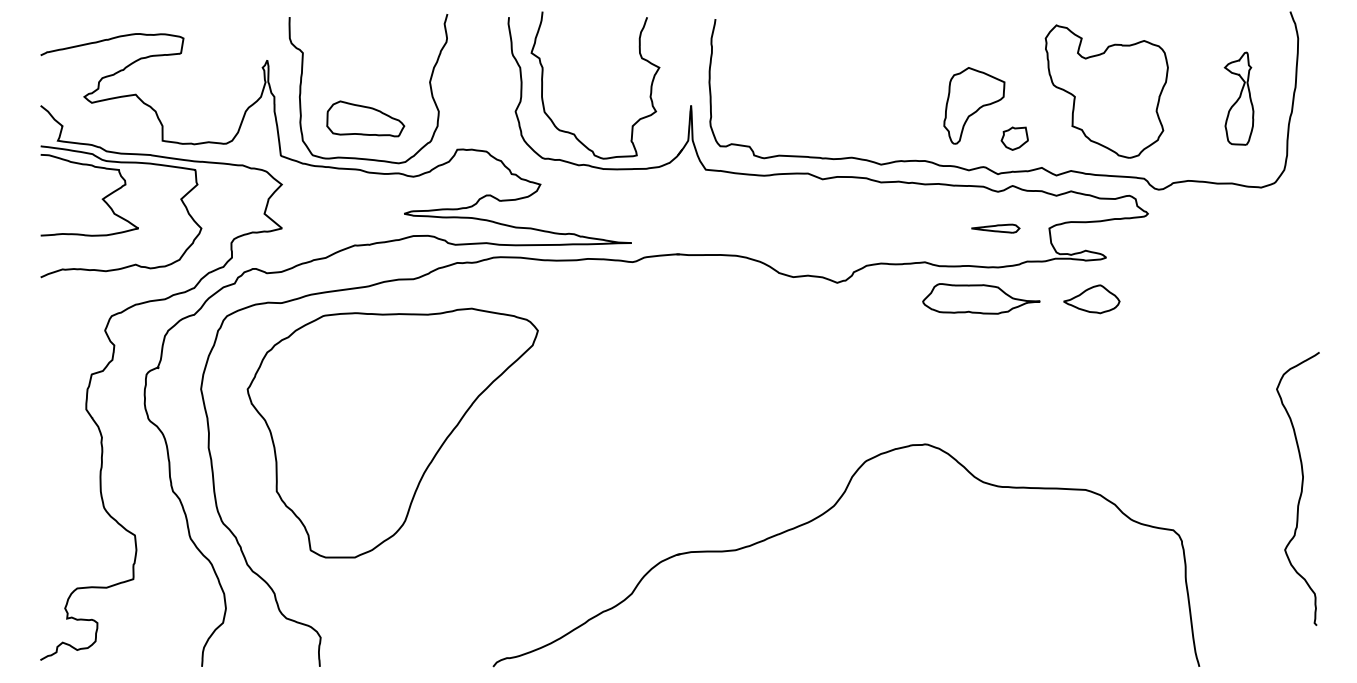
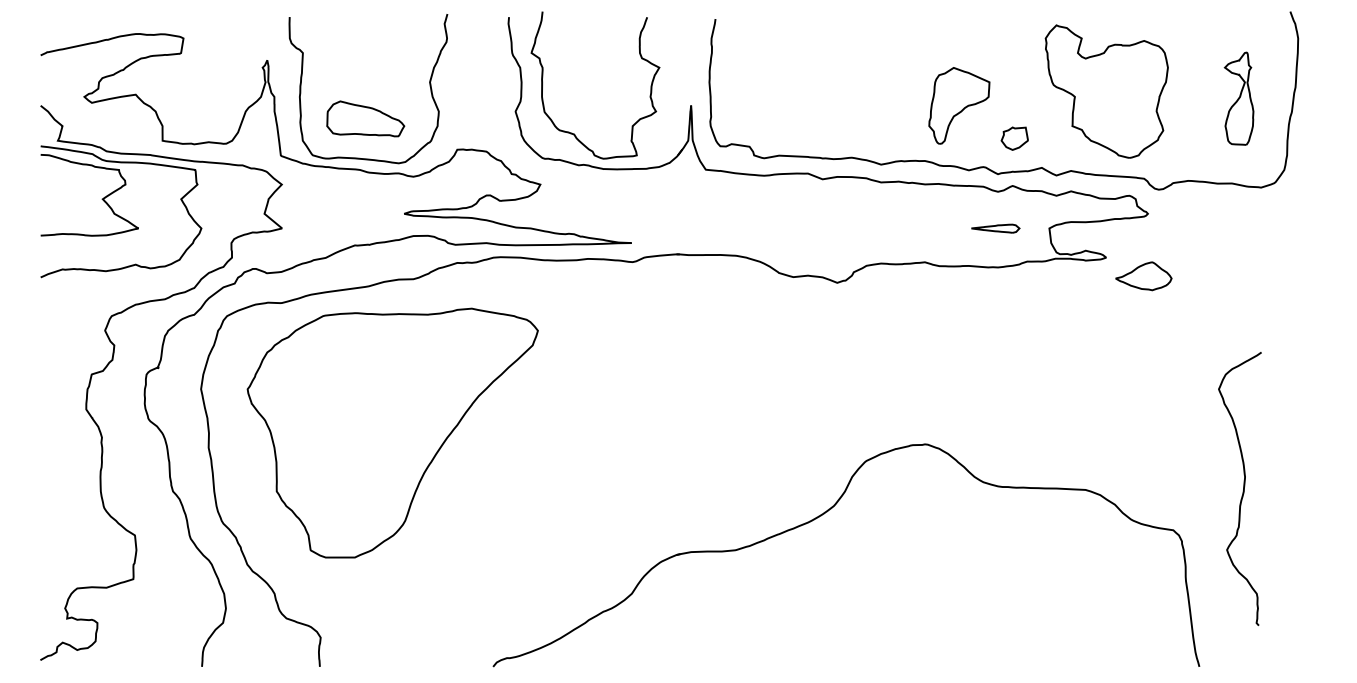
part position: (974, 105) -> (959, 105) (959, 105)
part: present -> none (981, 298)
part position: (1091, 299) -> (1143, 276) (1143, 276)
curve position: (1301, 488) -> (1243, 488) (1243, 488)
